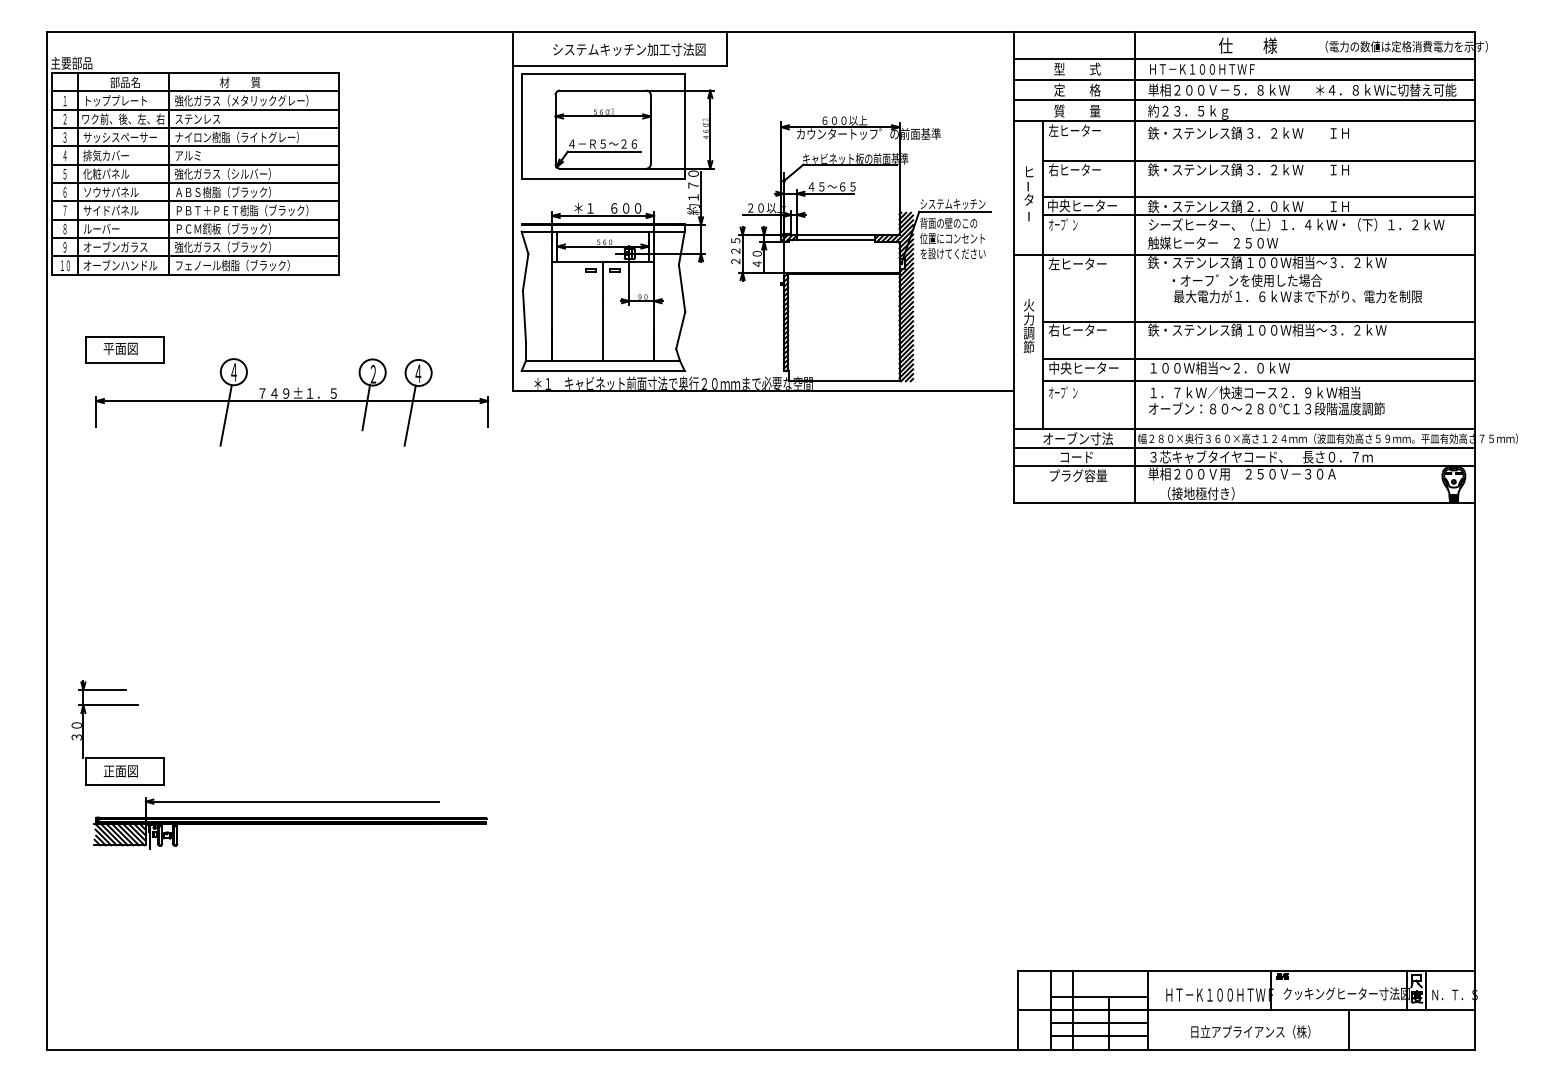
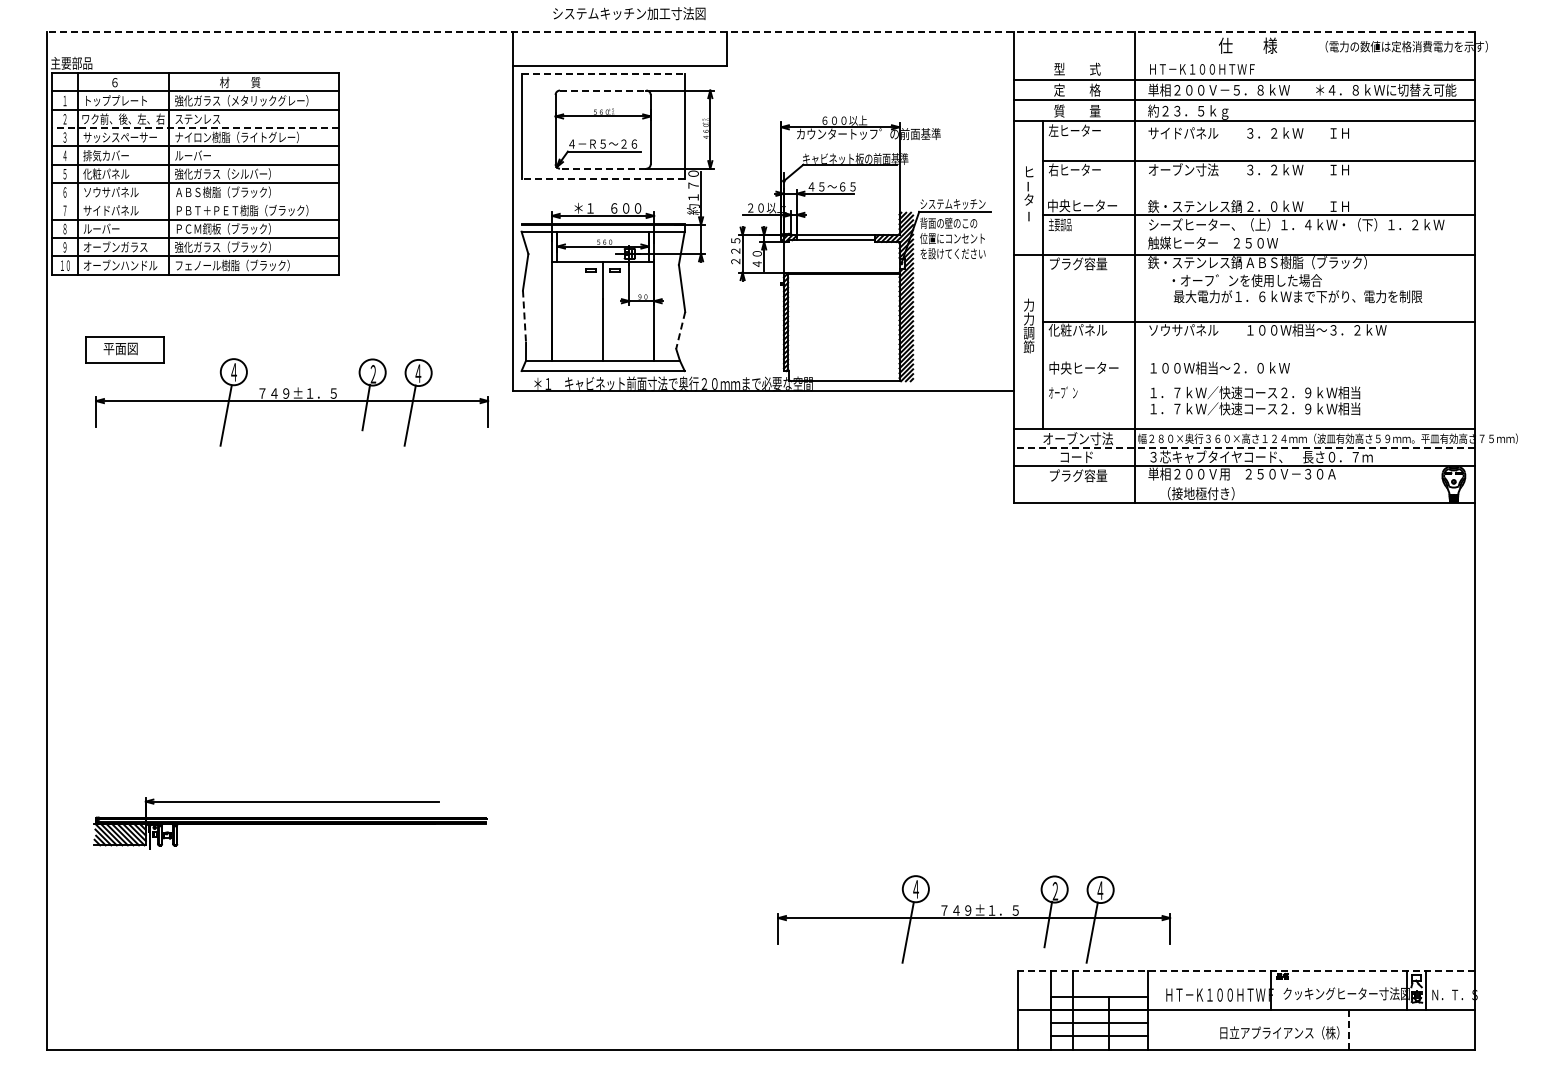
line: solid -> dashed (760, 32)
text position: (629, 49) -> (629, 13) (629, 13)
line: present -> none (1244, 58)
line: solid -> dashed (603, 73)
text: 部品名 -> ６ (124, 82)
line: solid -> dashed (603, 90)
line: solid -> dashed (195, 128)
text: 鉄・ステンレス鍋 -> サイドパネル (1194, 132)
text: アルミ -> ルーバー (192, 155)
line: solid -> dashed (602, 168)
text: 鉄・ステンレス鍋 -> オーブン寸法 (1194, 169)
line: solid -> dashed (603, 178)
line: present -> none (1258, 197)
line: present -> none (195, 201)
text: オーフ゛ン -> 主要部品 (1062, 224)
text: １００Ｗ相当～３．２ｋＷ -> ＡＢＳ樹脂（ブラック） (1316, 262)
text: 左ヒーター -> プラグ容量 (1077, 263)
text: 火 -> 力 (1029, 304)
line: solid -> dashed (524, 317)
text: 右ヒーター -> 化粧パネル (1077, 329)
text: 鉄・ステンレス鍋 -> ソウサパネル (1194, 329)
line: solid -> dashed (680, 330)
line: present -> none (1258, 358)
line: present -> none (1258, 380)
text: オーブン：８０～２８０℃１３段階温度調節 -> １．７ｋＷ／快速コース２．９ｋＷ相当 (1266, 408)
line: solid -> dashed (1243, 447)
part: present -> none (117, 757)
part: none -> present (974, 919)
line: solid -> dashed (1245, 971)
line: solid -> dashed (1349, 1029)
text position: (1250, 1031) -> (1279, 1032) (1279, 1032)
